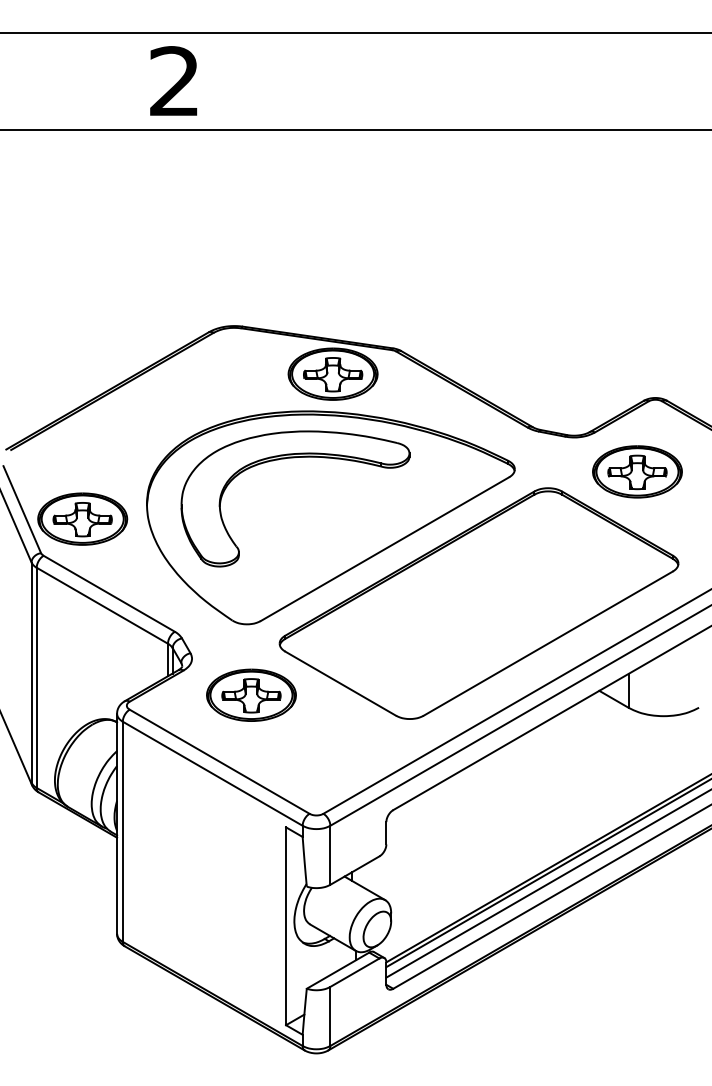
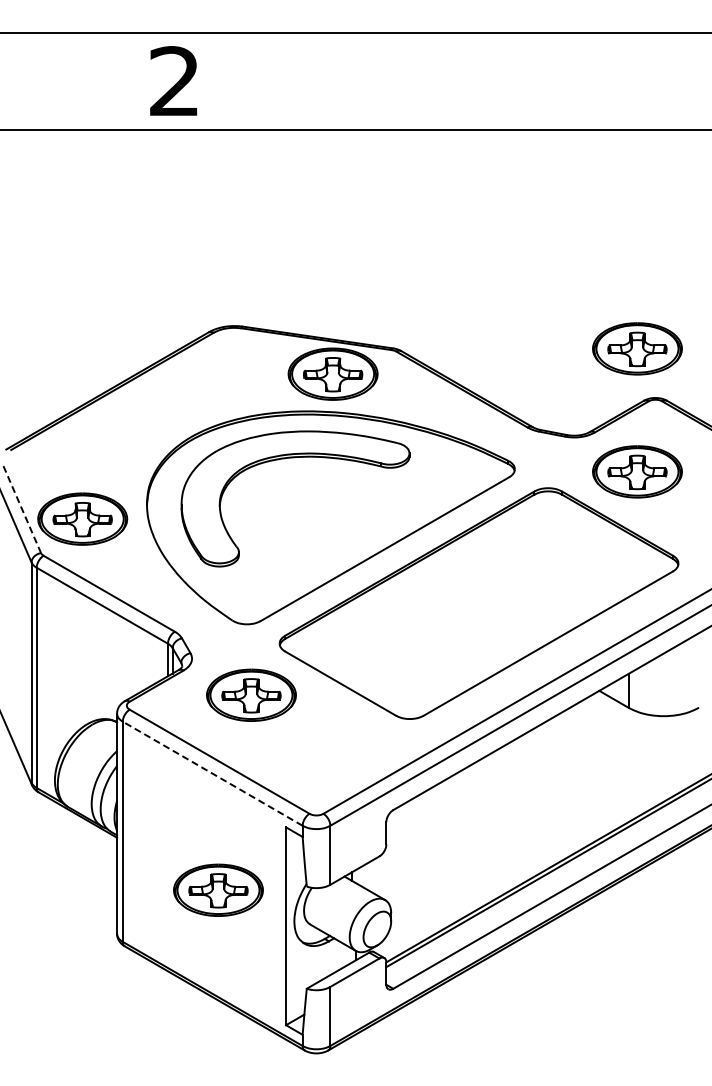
part: none -> present (637, 348)
line: solid -> dashed (22, 510)
line: solid -> dashed (212, 773)
line: present -> none (547, 883)
part: none -> present (218, 889)
